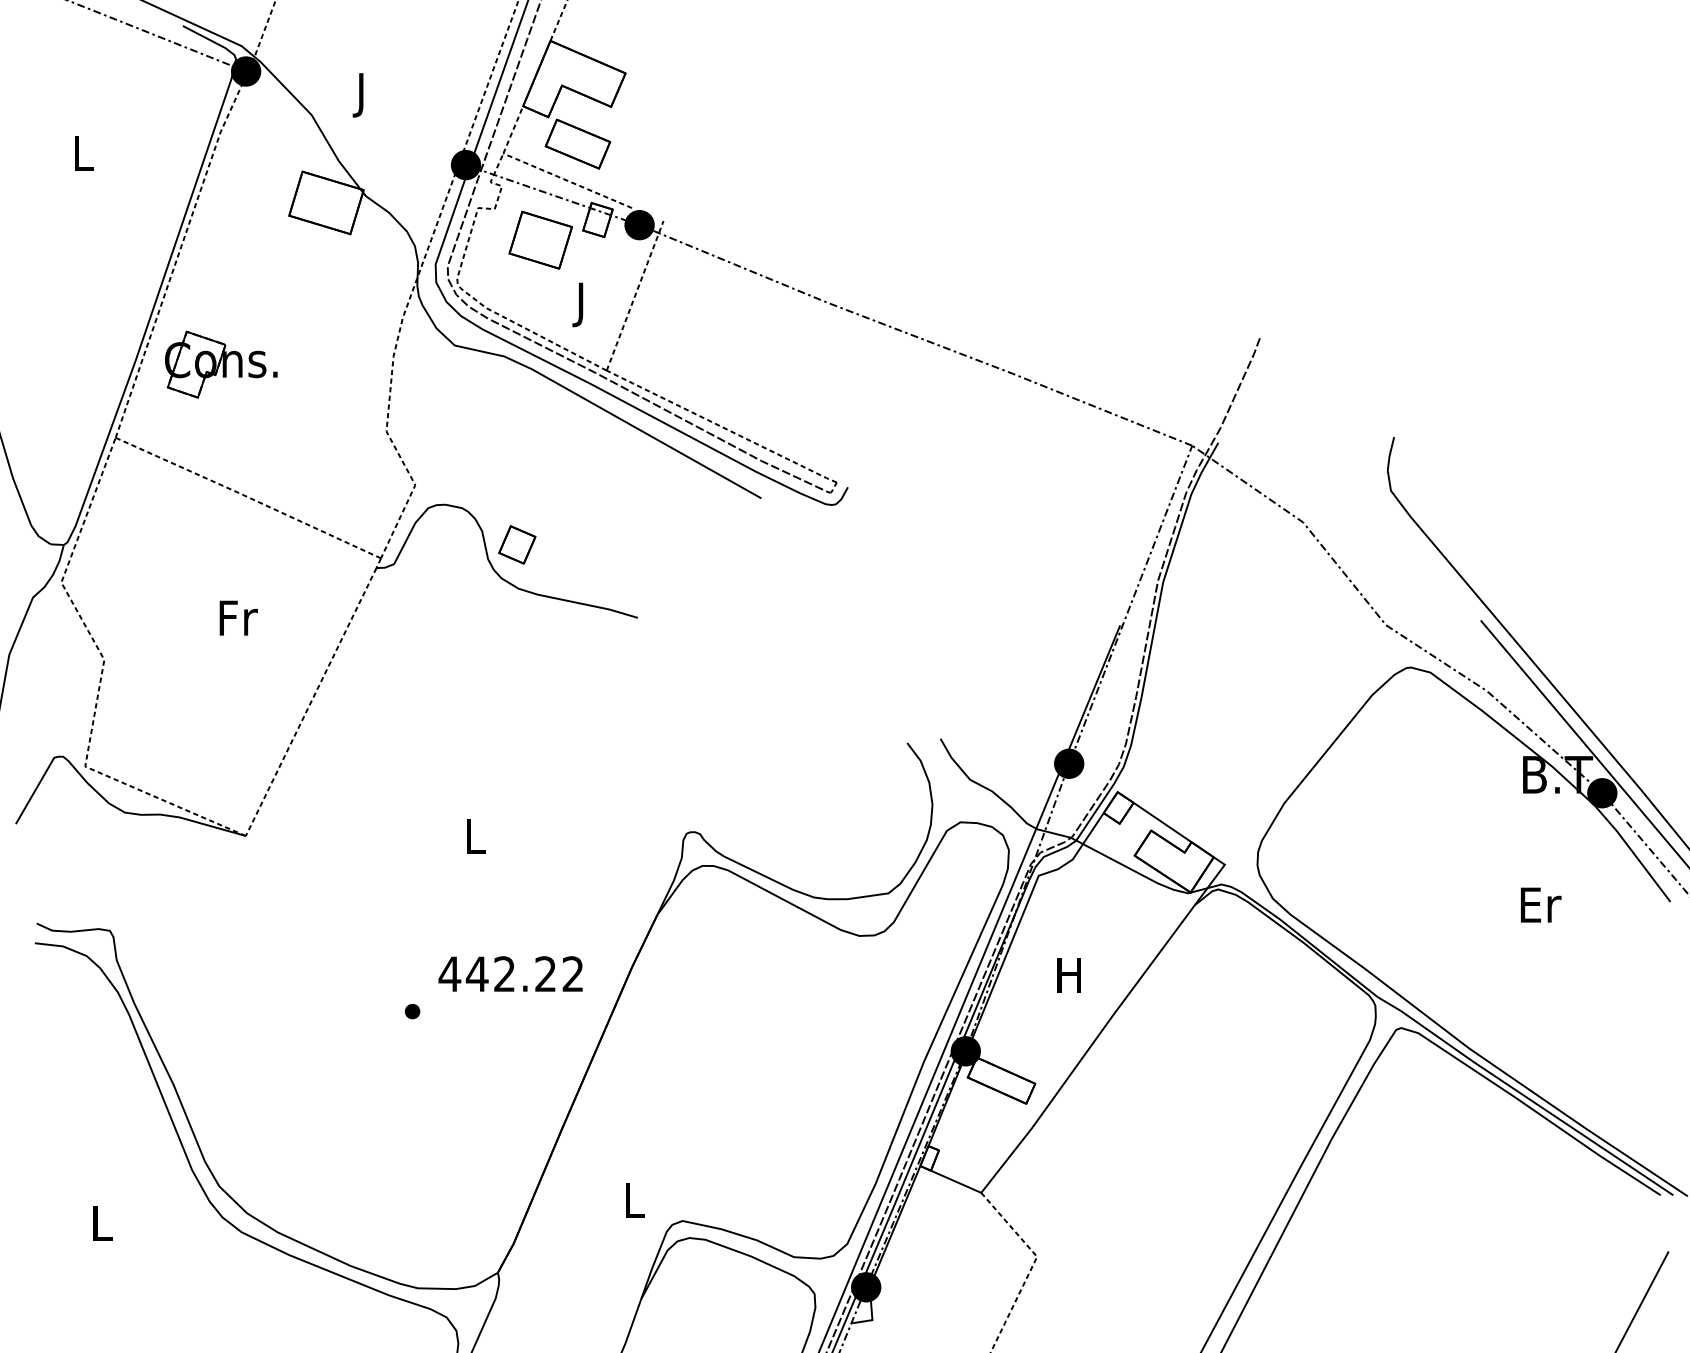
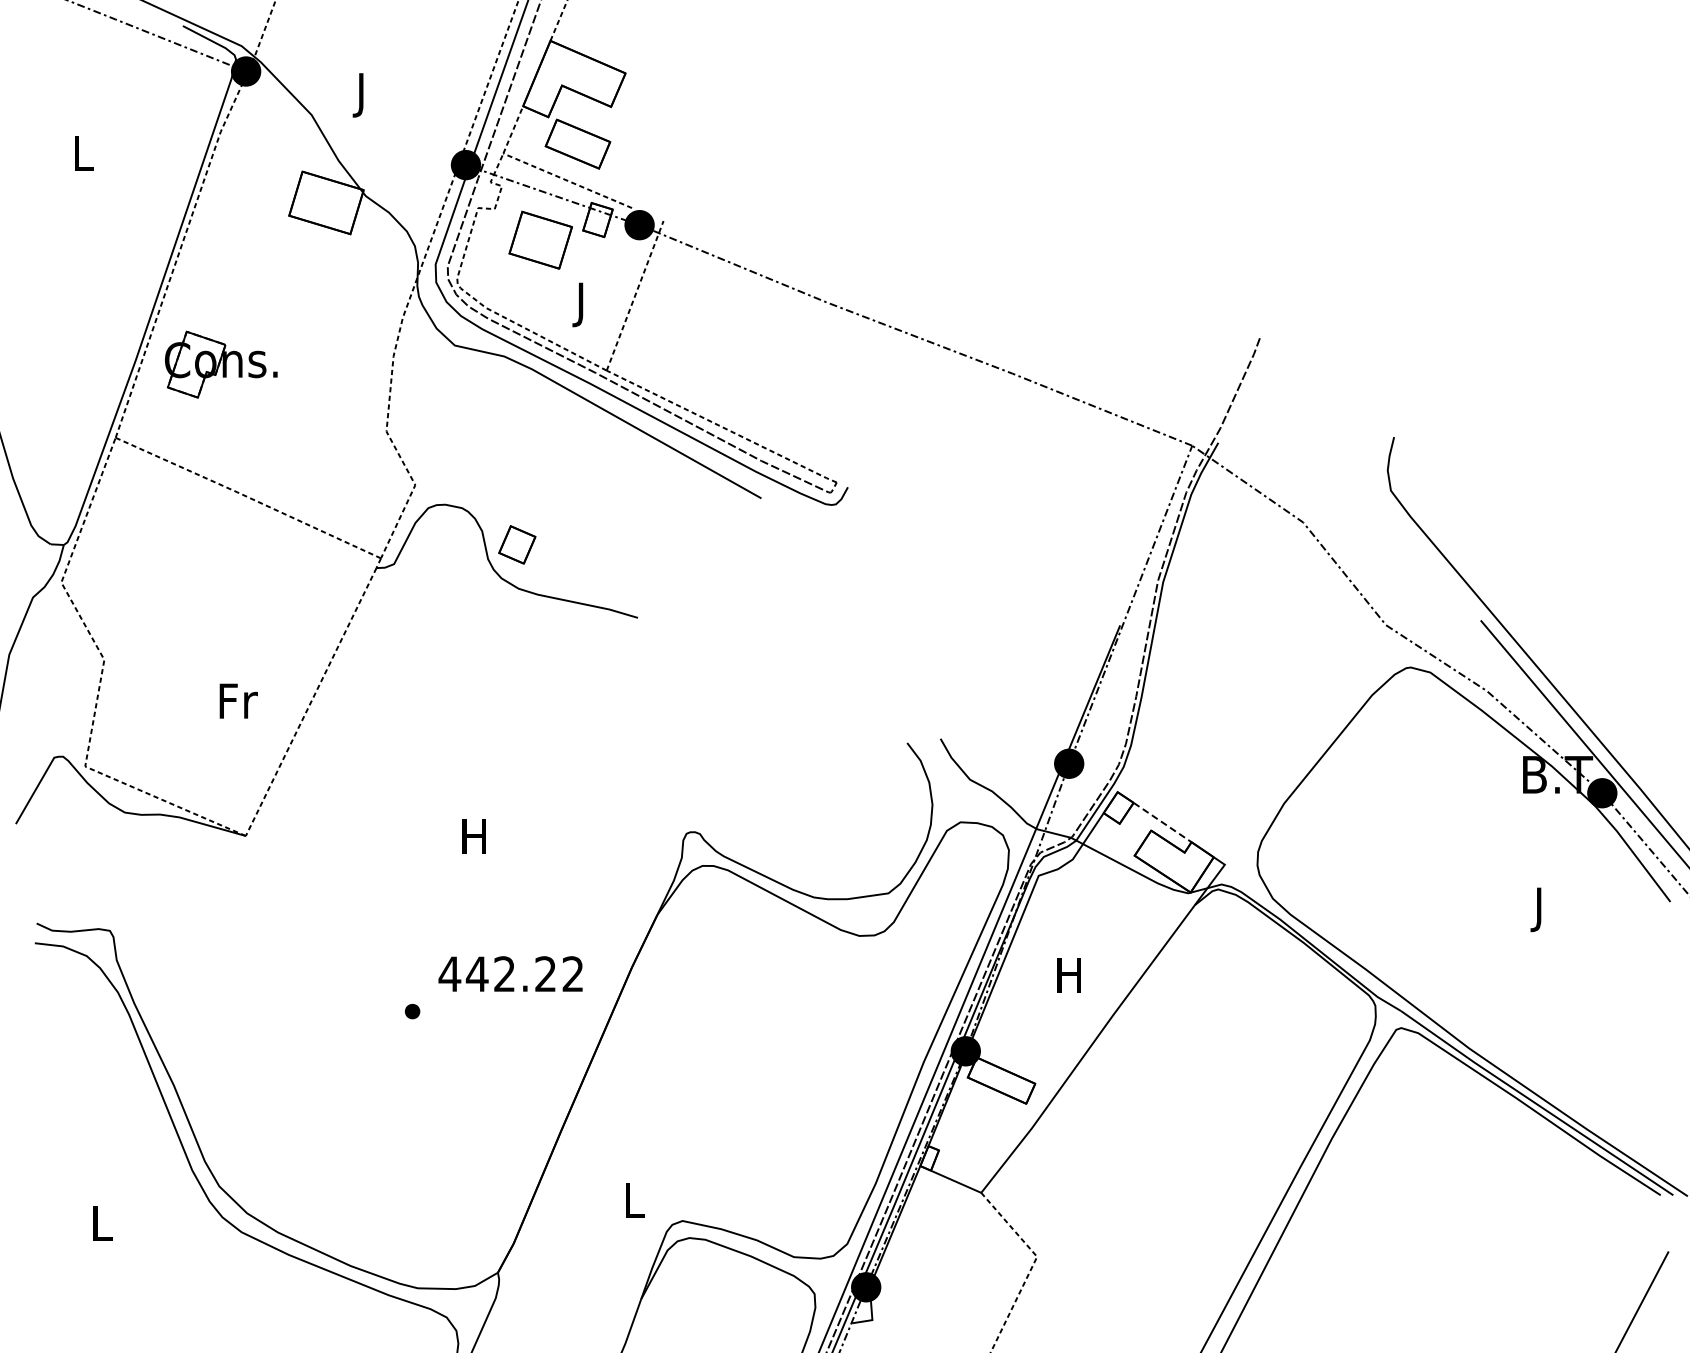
text position: (238, 617) -> (238, 700) (238, 700)
line: solid -> dashed (1162, 822)
text: L -> H (473, 836)
text: Er -> J (1540, 909)
